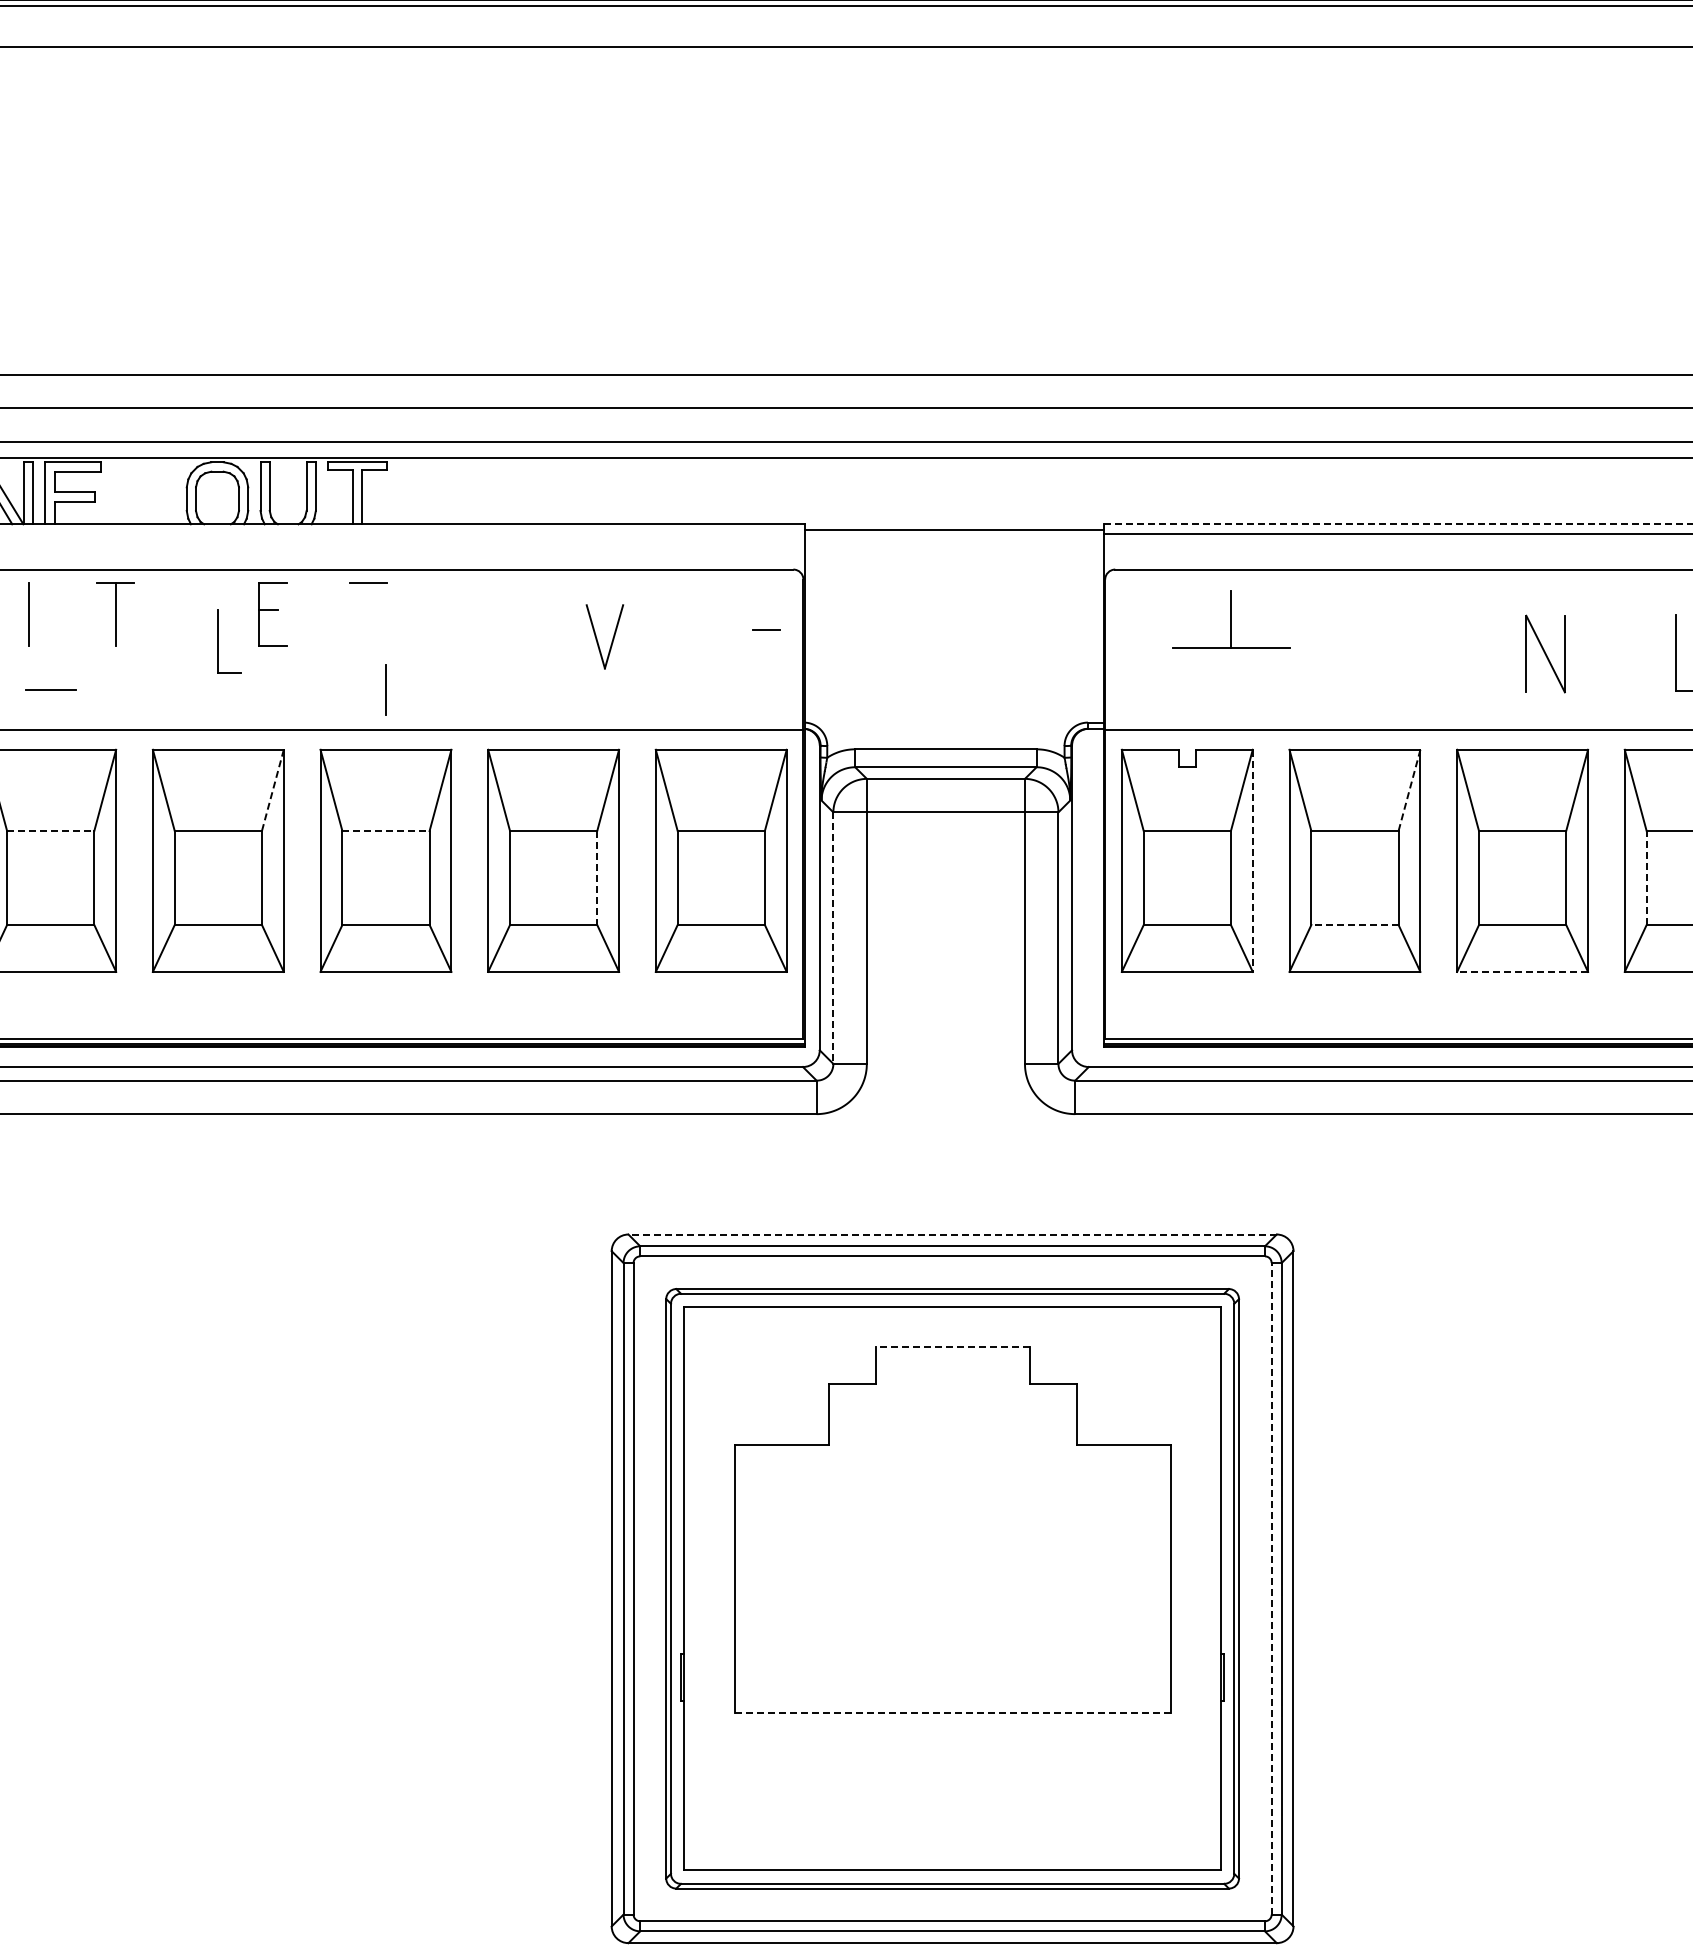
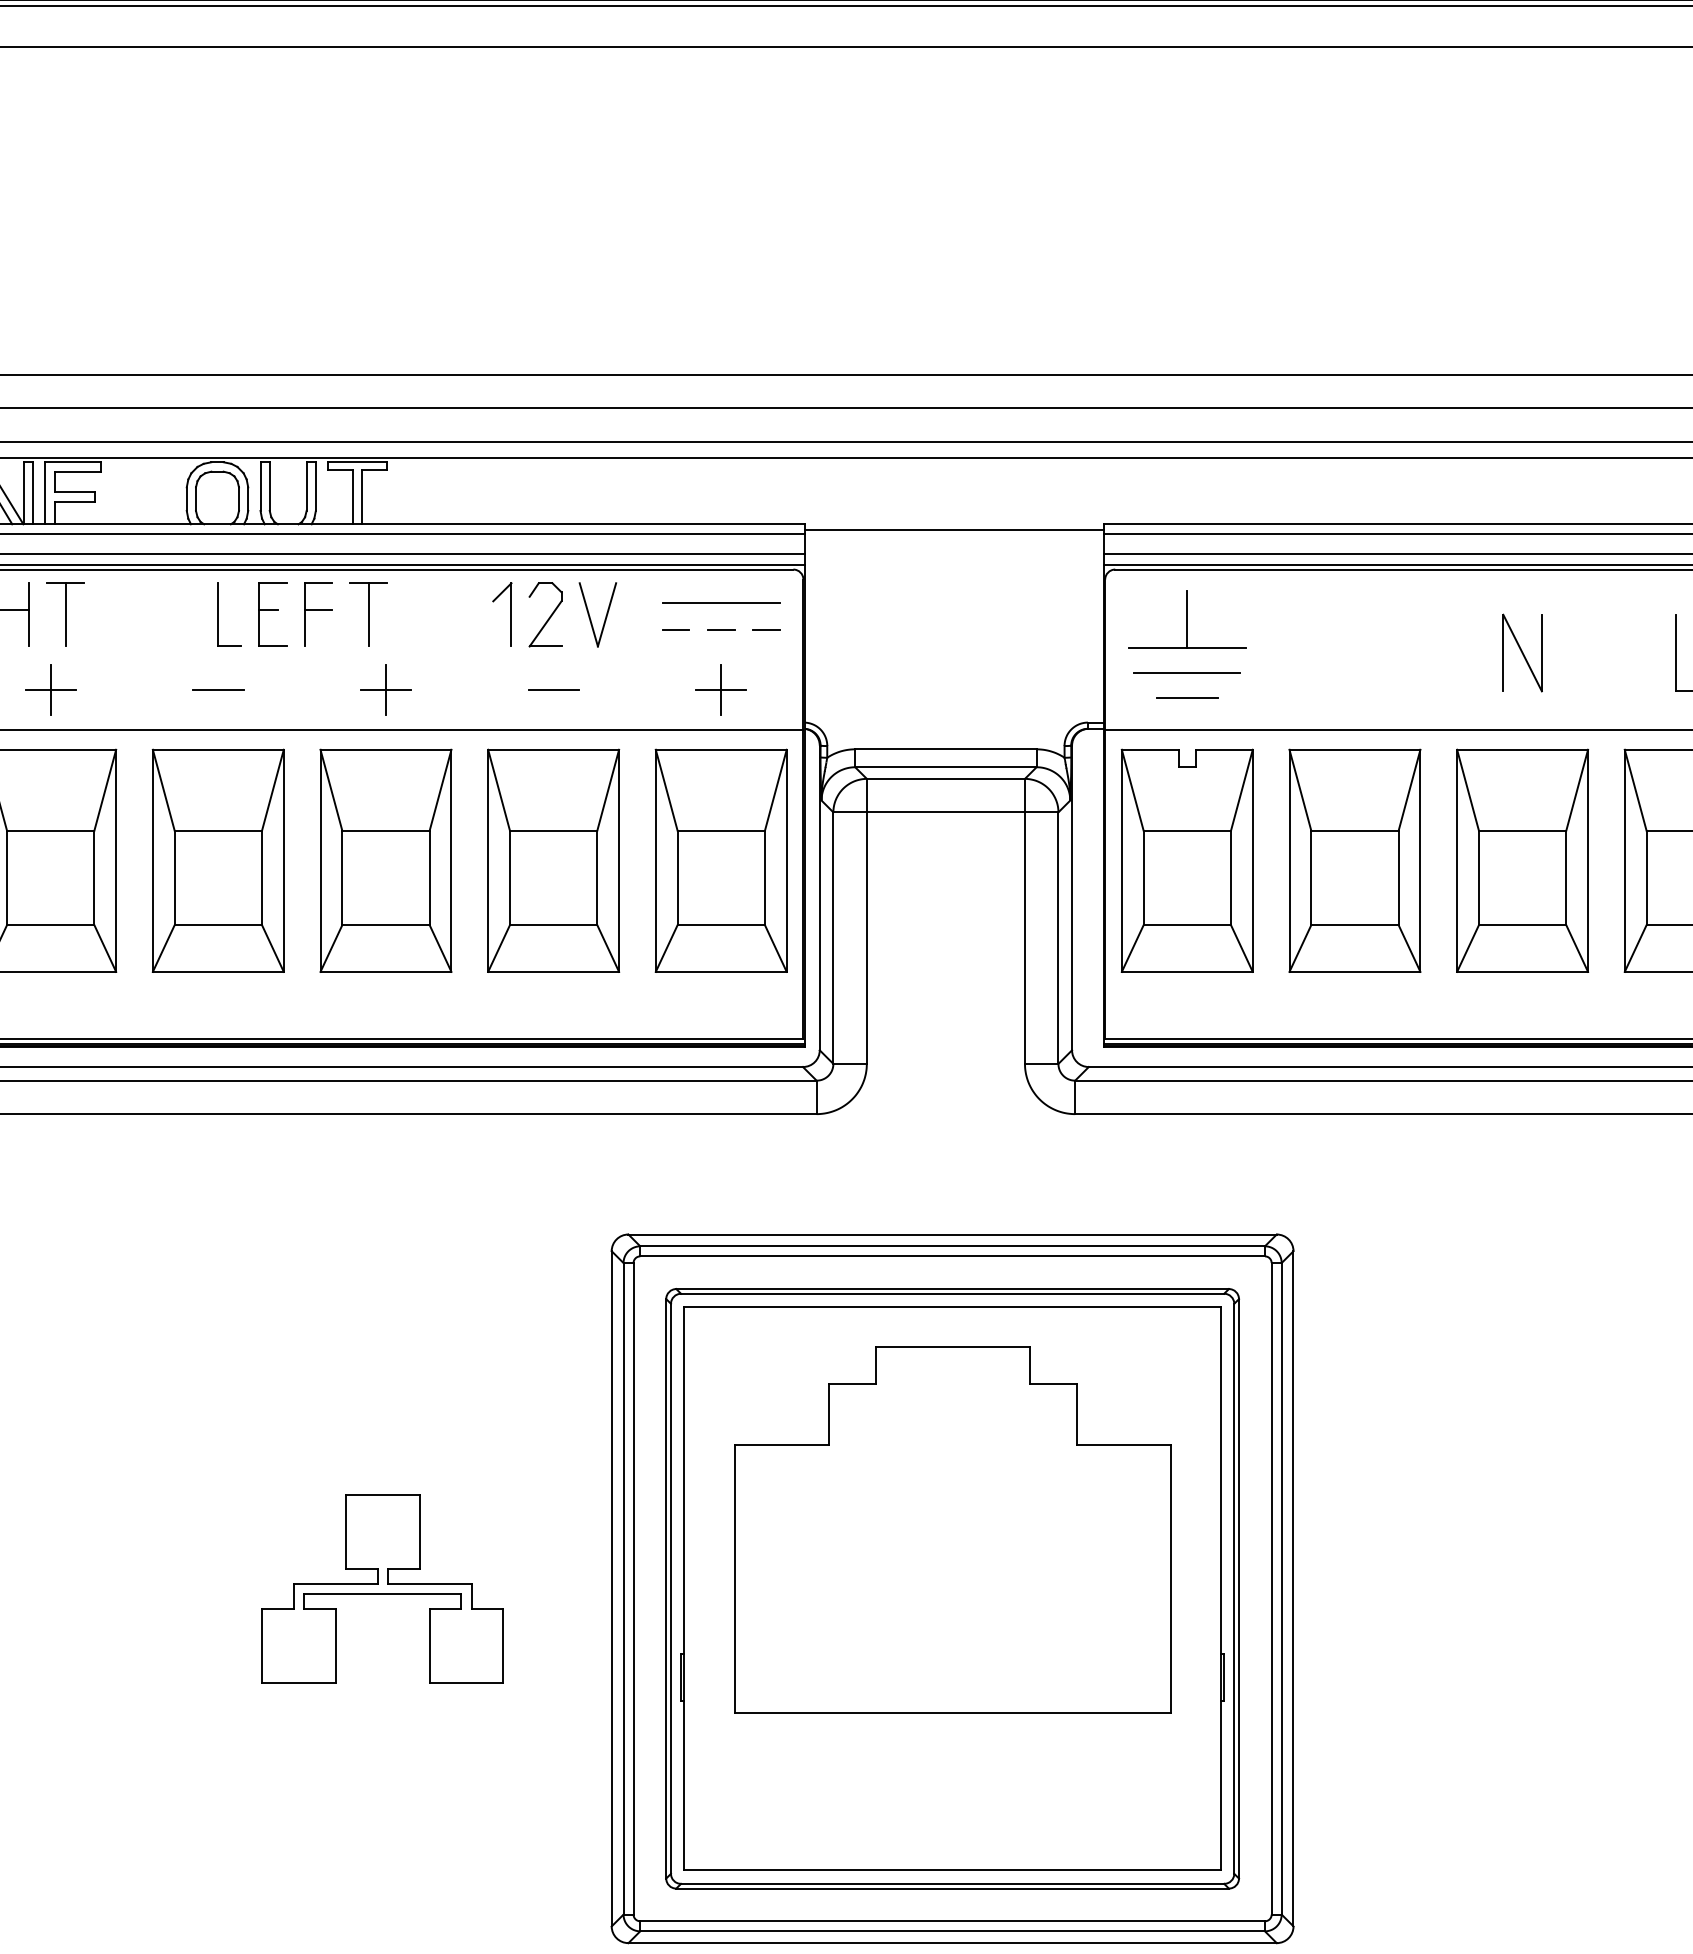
line: dashed -> solid (1398, 524)
line: none -> present (403, 534)
line: none -> present (403, 554)
line: none -> present (1396, 554)
line: none -> present (403, 564)
line: none -> present (1396, 564)
line: none -> present (720, 603)
line: none -> present (15, 610)
part position: (115, 614) -> (65, 614) (65, 614)
part: none -> present (318, 614)
line: none -> present (368, 614)
part: none -> present (510, 614)
part: none -> present (545, 614)
part position: (1231, 619) -> (1187, 619) (1187, 619)
line: none -> present (675, 629)
line: none -> present (720, 629)
part position: (597, 638) -> (590, 616) (590, 616)
part position: (218, 641) -> (218, 614) (218, 614)
part position: (1545, 653) -> (1522, 652) (1522, 652)
line: none -> present (1187, 673)
line: none -> present (50, 689)
line: none -> present (218, 689)
line: none -> present (385, 689)
line: none -> present (553, 689)
part: none -> present (720, 689)
line: none -> present (1187, 697)
line: dashed -> solid (272, 790)
line: dashed -> solid (1409, 790)
line: dashed -> solid (50, 831)
line: dashed -> solid (386, 831)
line: dashed -> solid (1252, 861)
line: dashed -> solid (597, 878)
line: dashed -> solid (1646, 878)
line: dashed -> solid (1354, 924)
line: dashed -> solid (833, 938)
line: dashed -> solid (1522, 971)
line: dashed -> solid (952, 1234)
line: dashed -> solid (952, 1347)
part: none -> present (382, 1588)
line: dashed -> solid (1271, 1588)
line: dashed -> solid (952, 1712)
